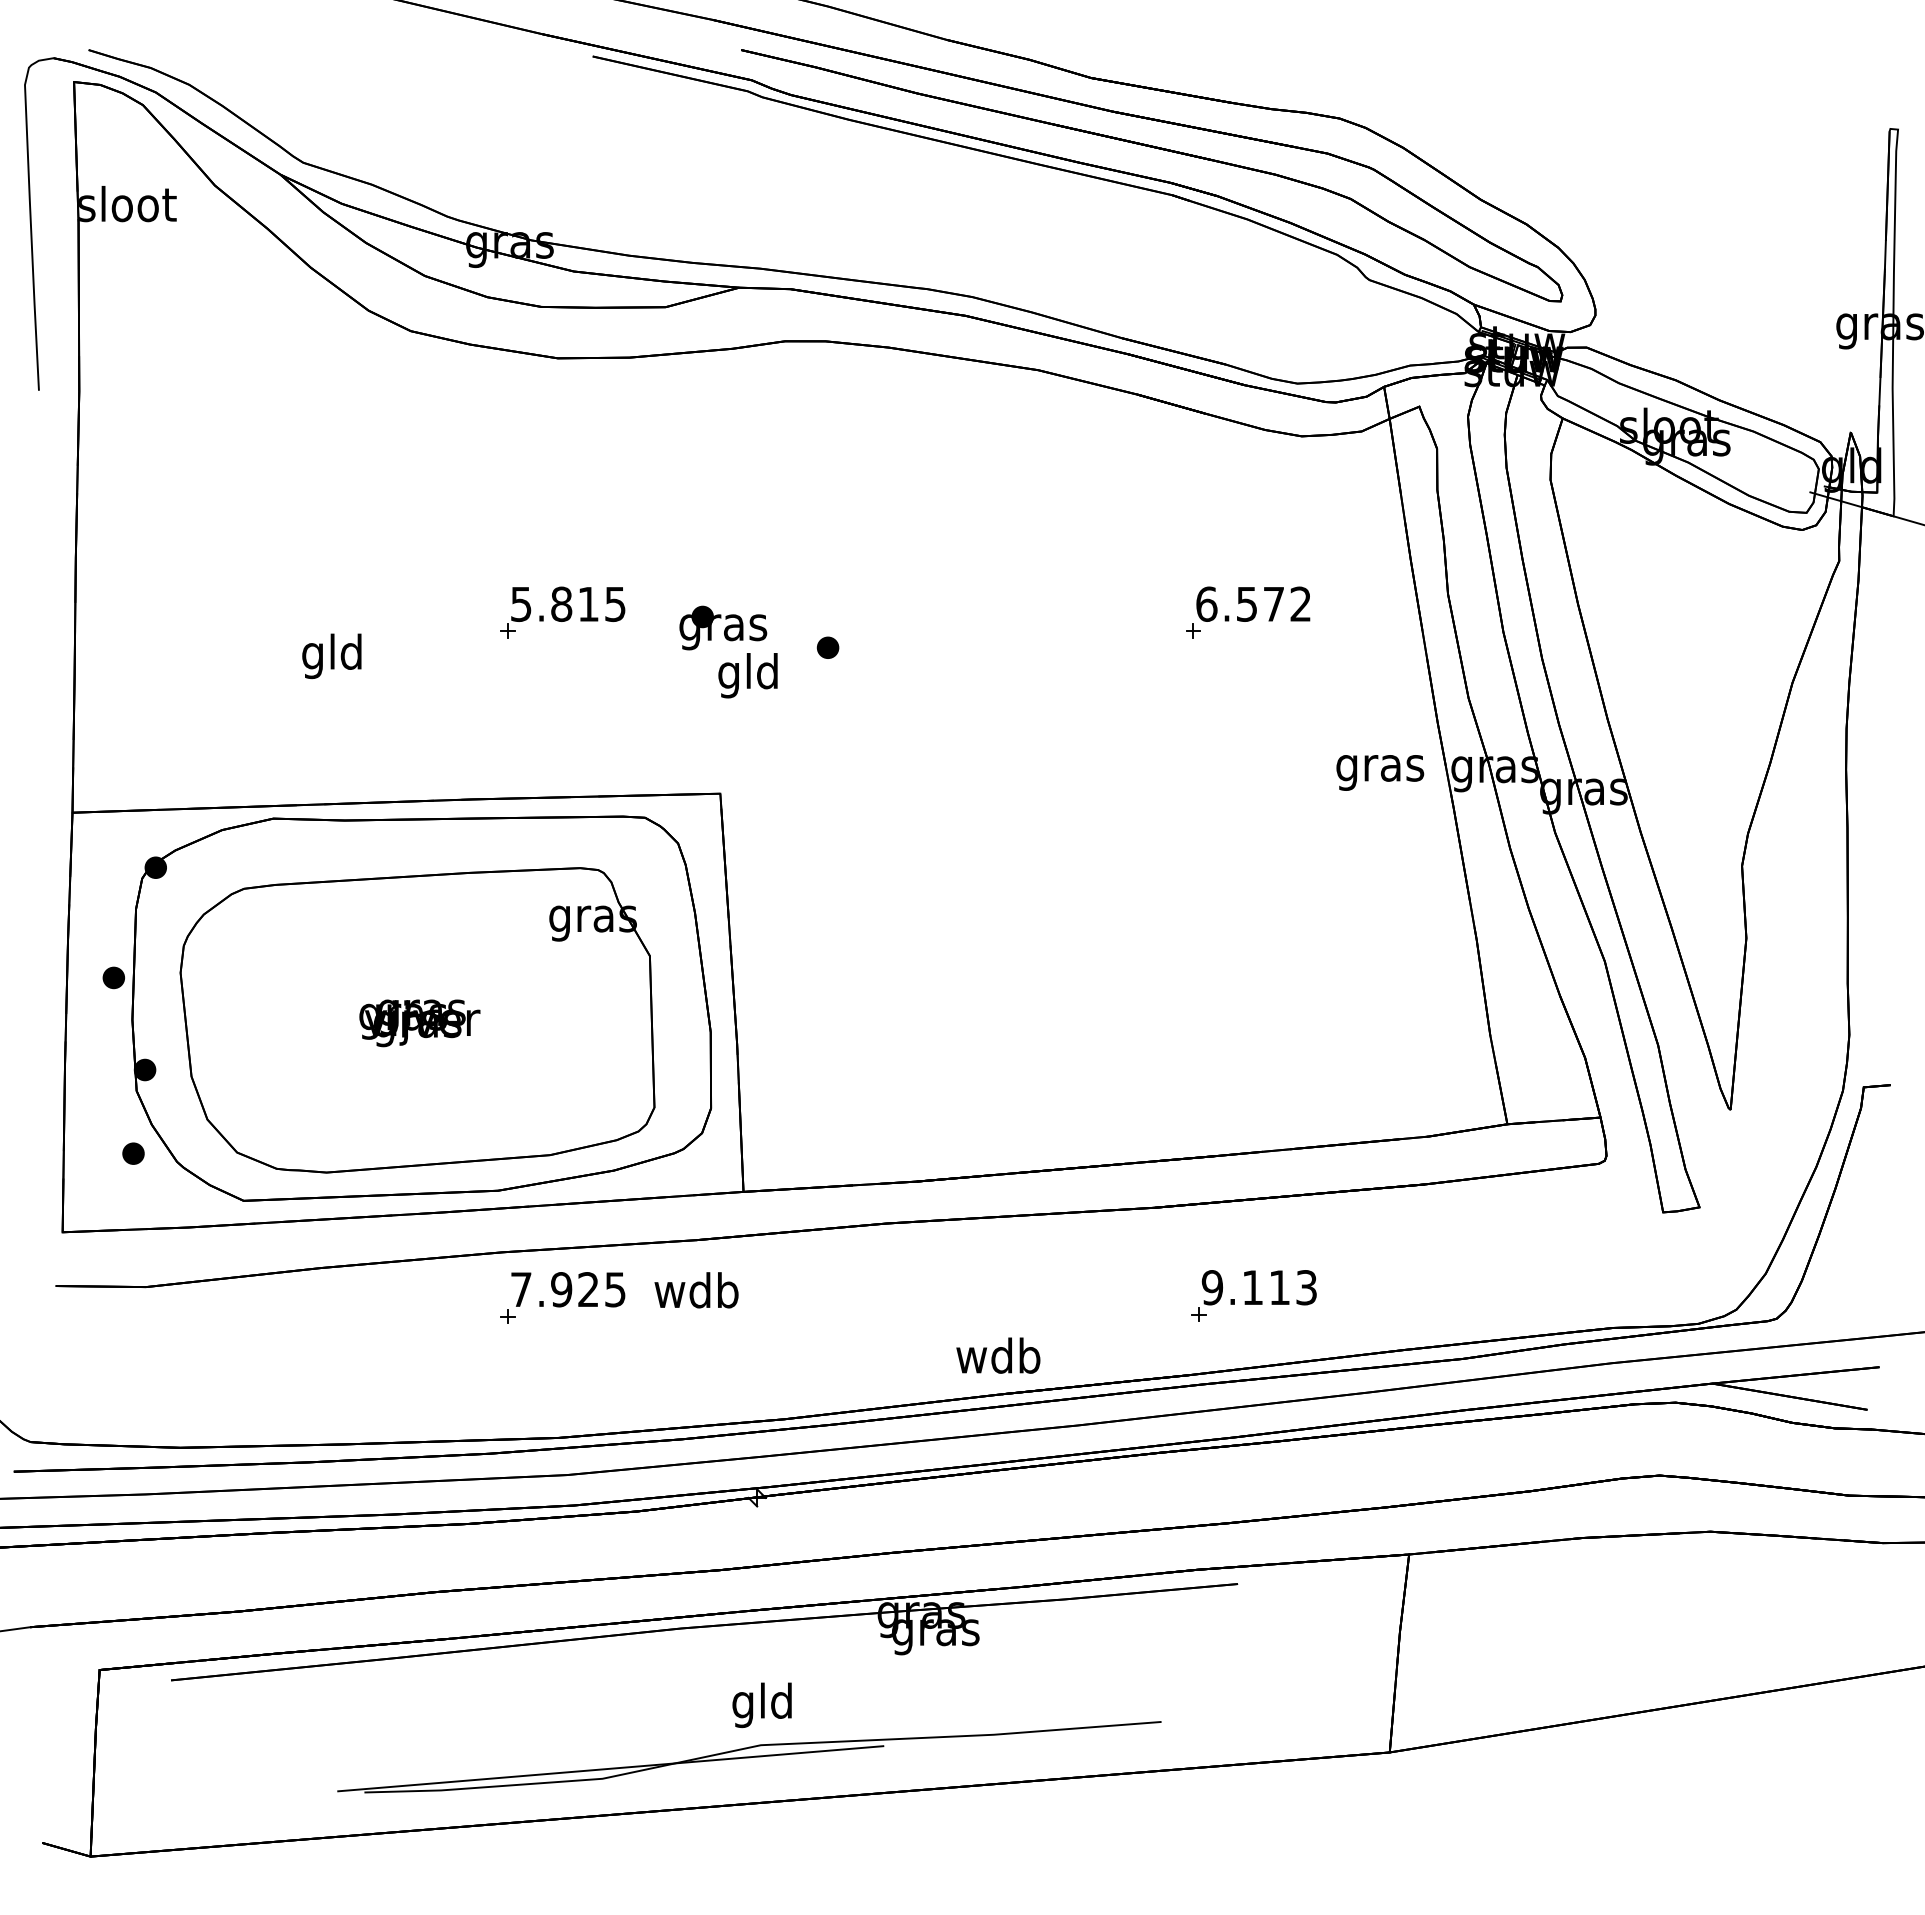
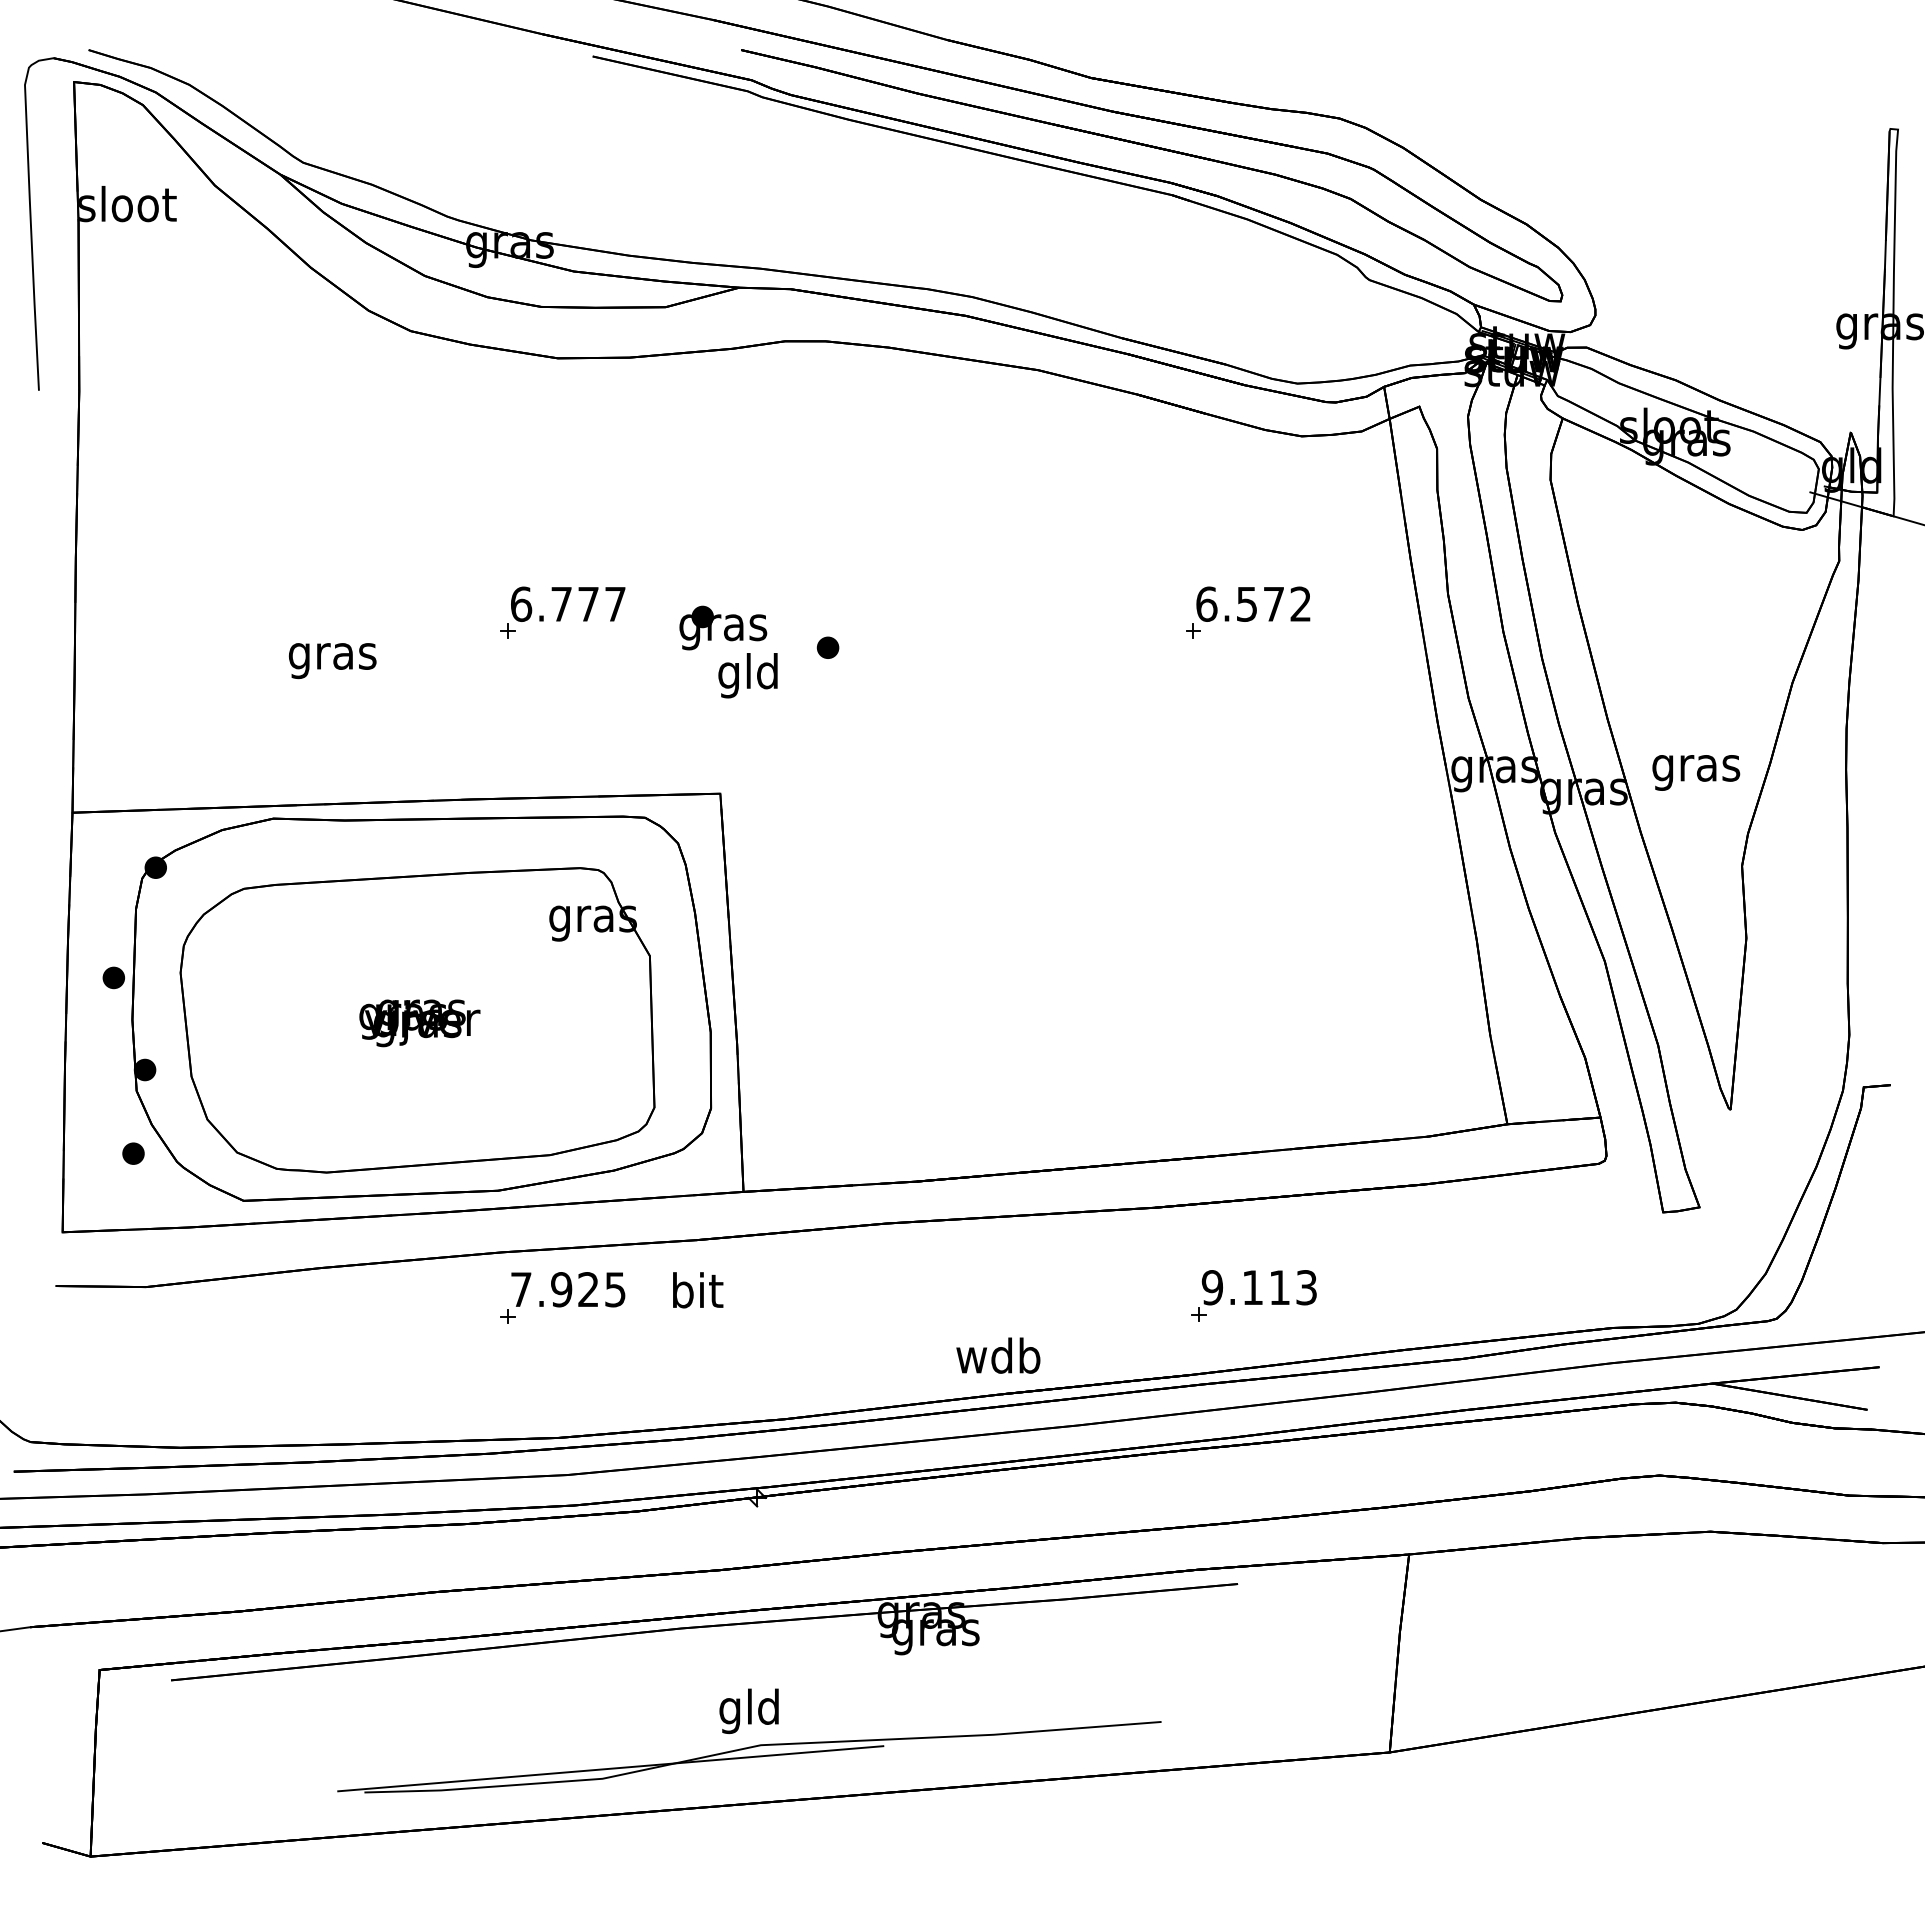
text: 5.815 -> 6.777 (568, 604)
text: gld -> gras (332, 656)
text position: (1380, 772) -> (1696, 772) (1696, 772)
text: wdb -> bit (696, 1290)
text position: (761, 1705) -> (748, 1711) (748, 1711)
